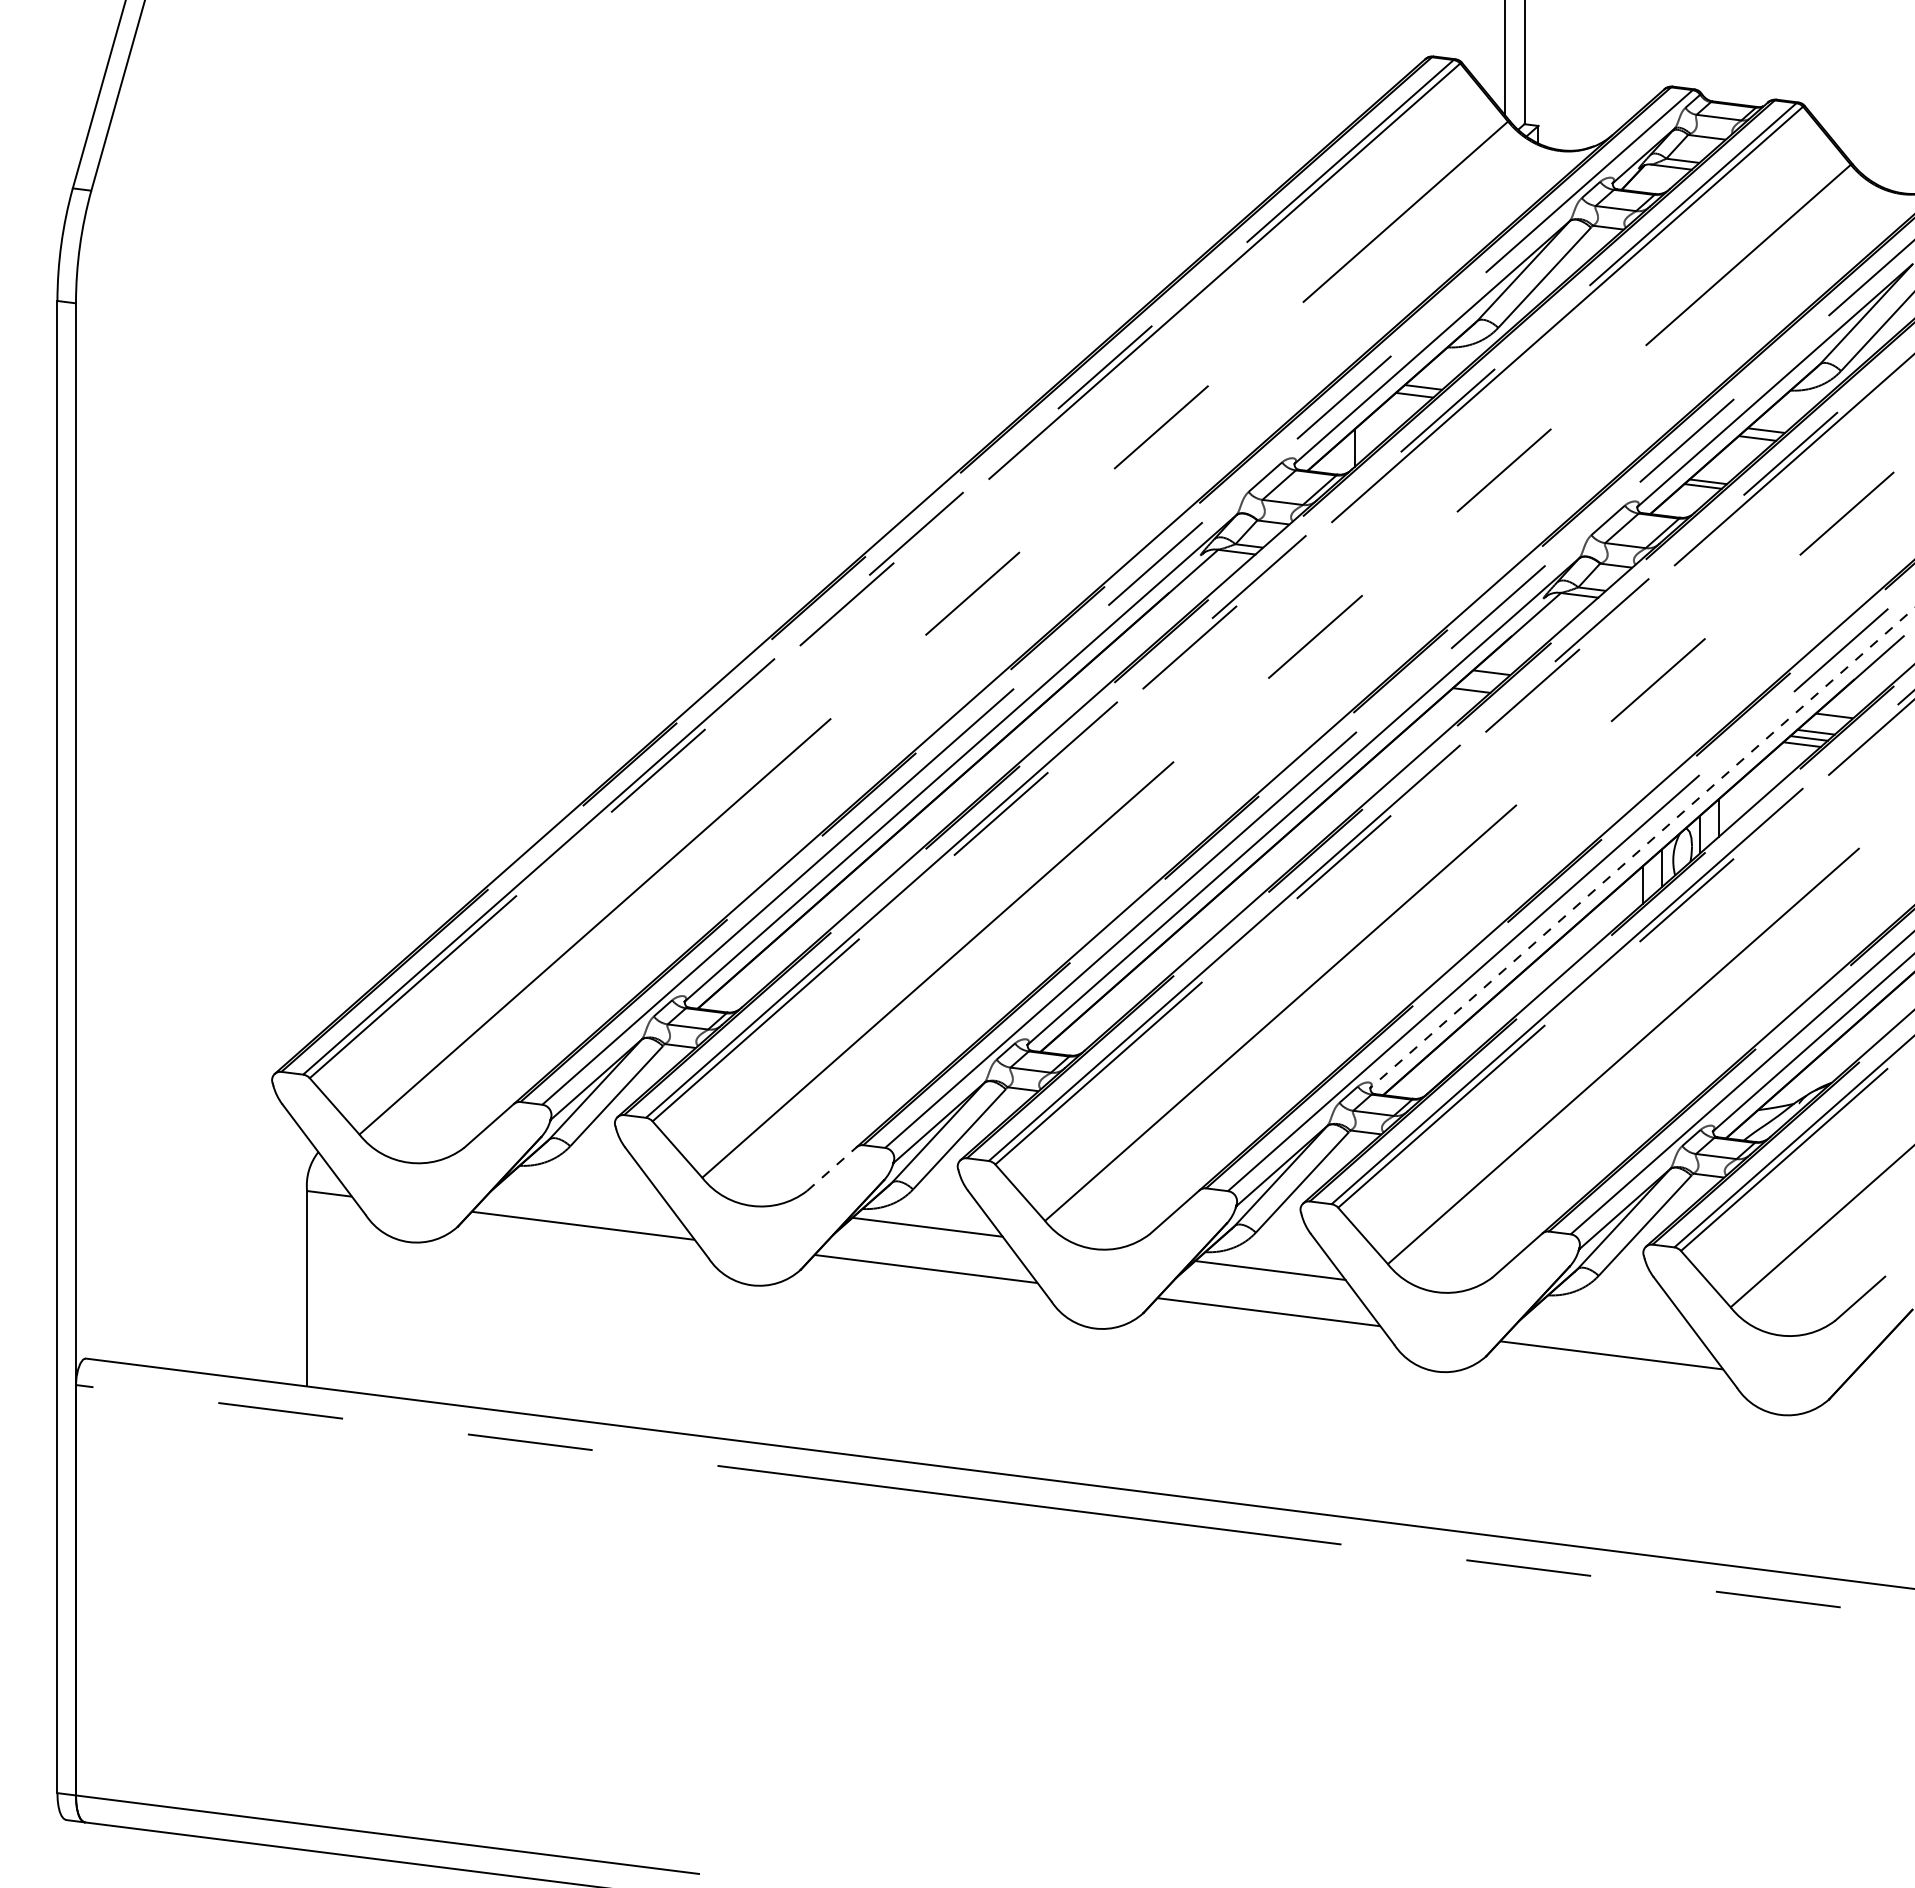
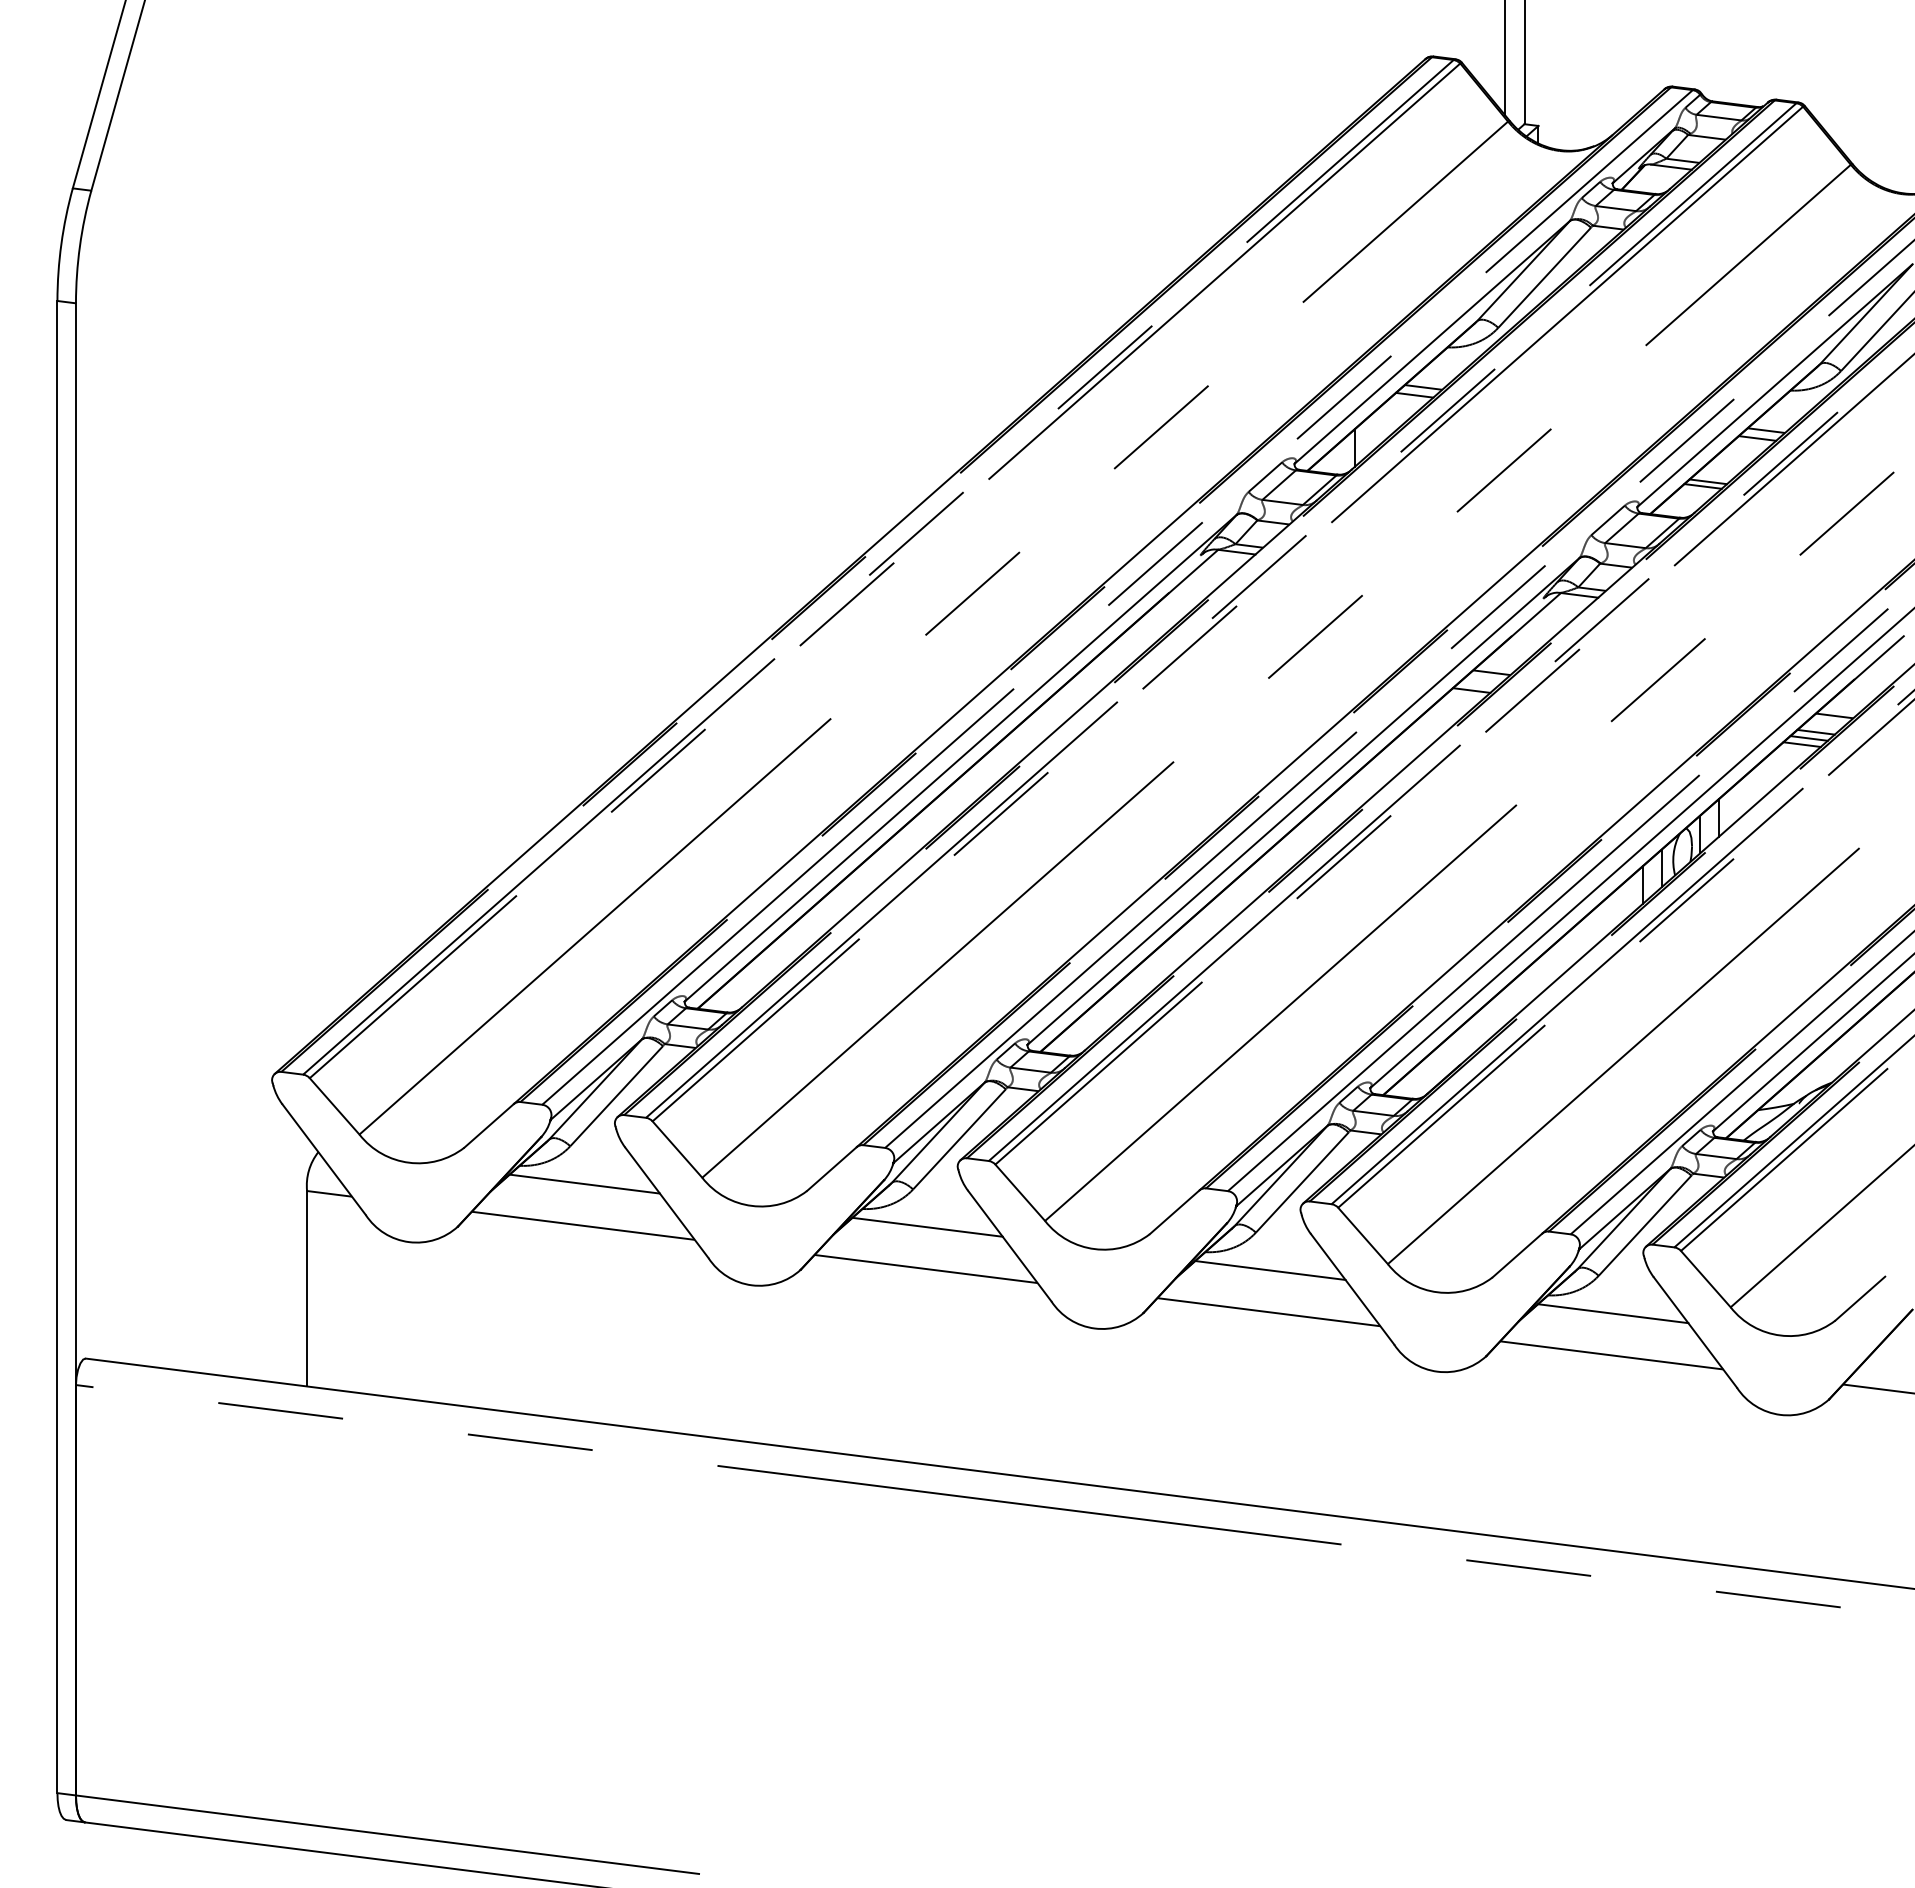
line: dashed -> solid (1642, 848)
line: dashed -> solid (832, 1168)
line: none -> present (584, 1183)
line: none -> present (1613, 1313)
line: none -> present (1876, 1388)
